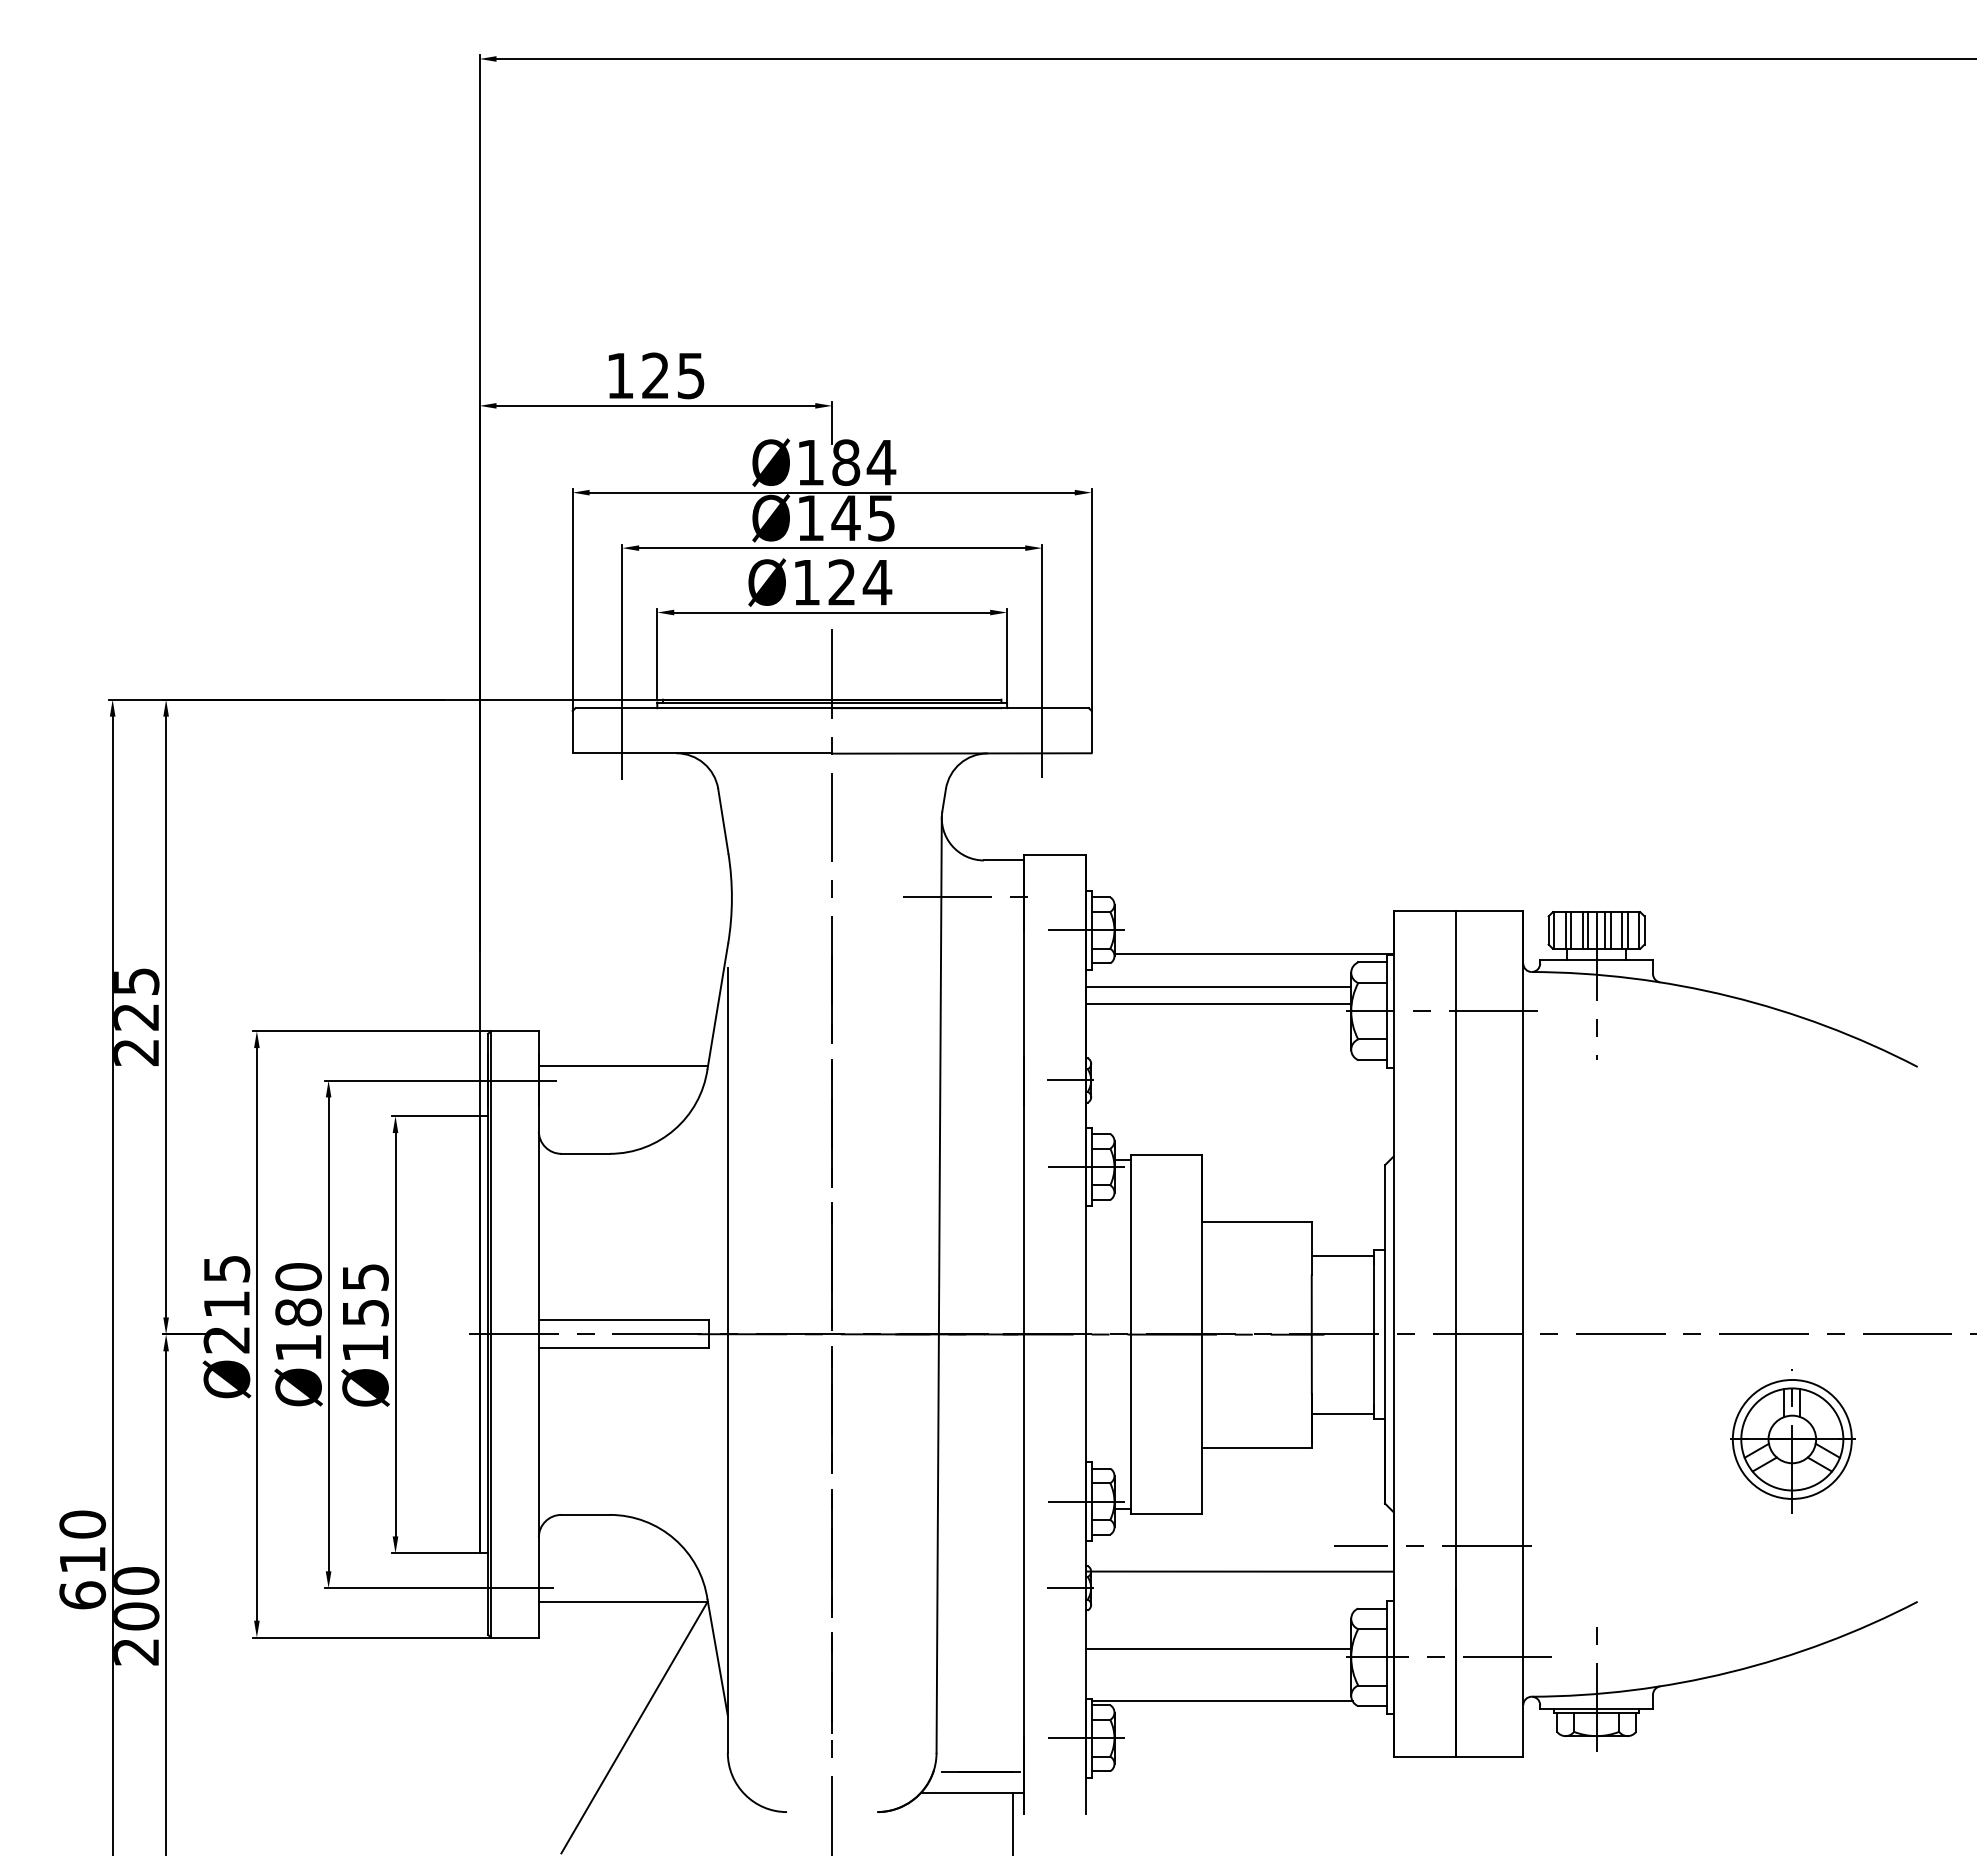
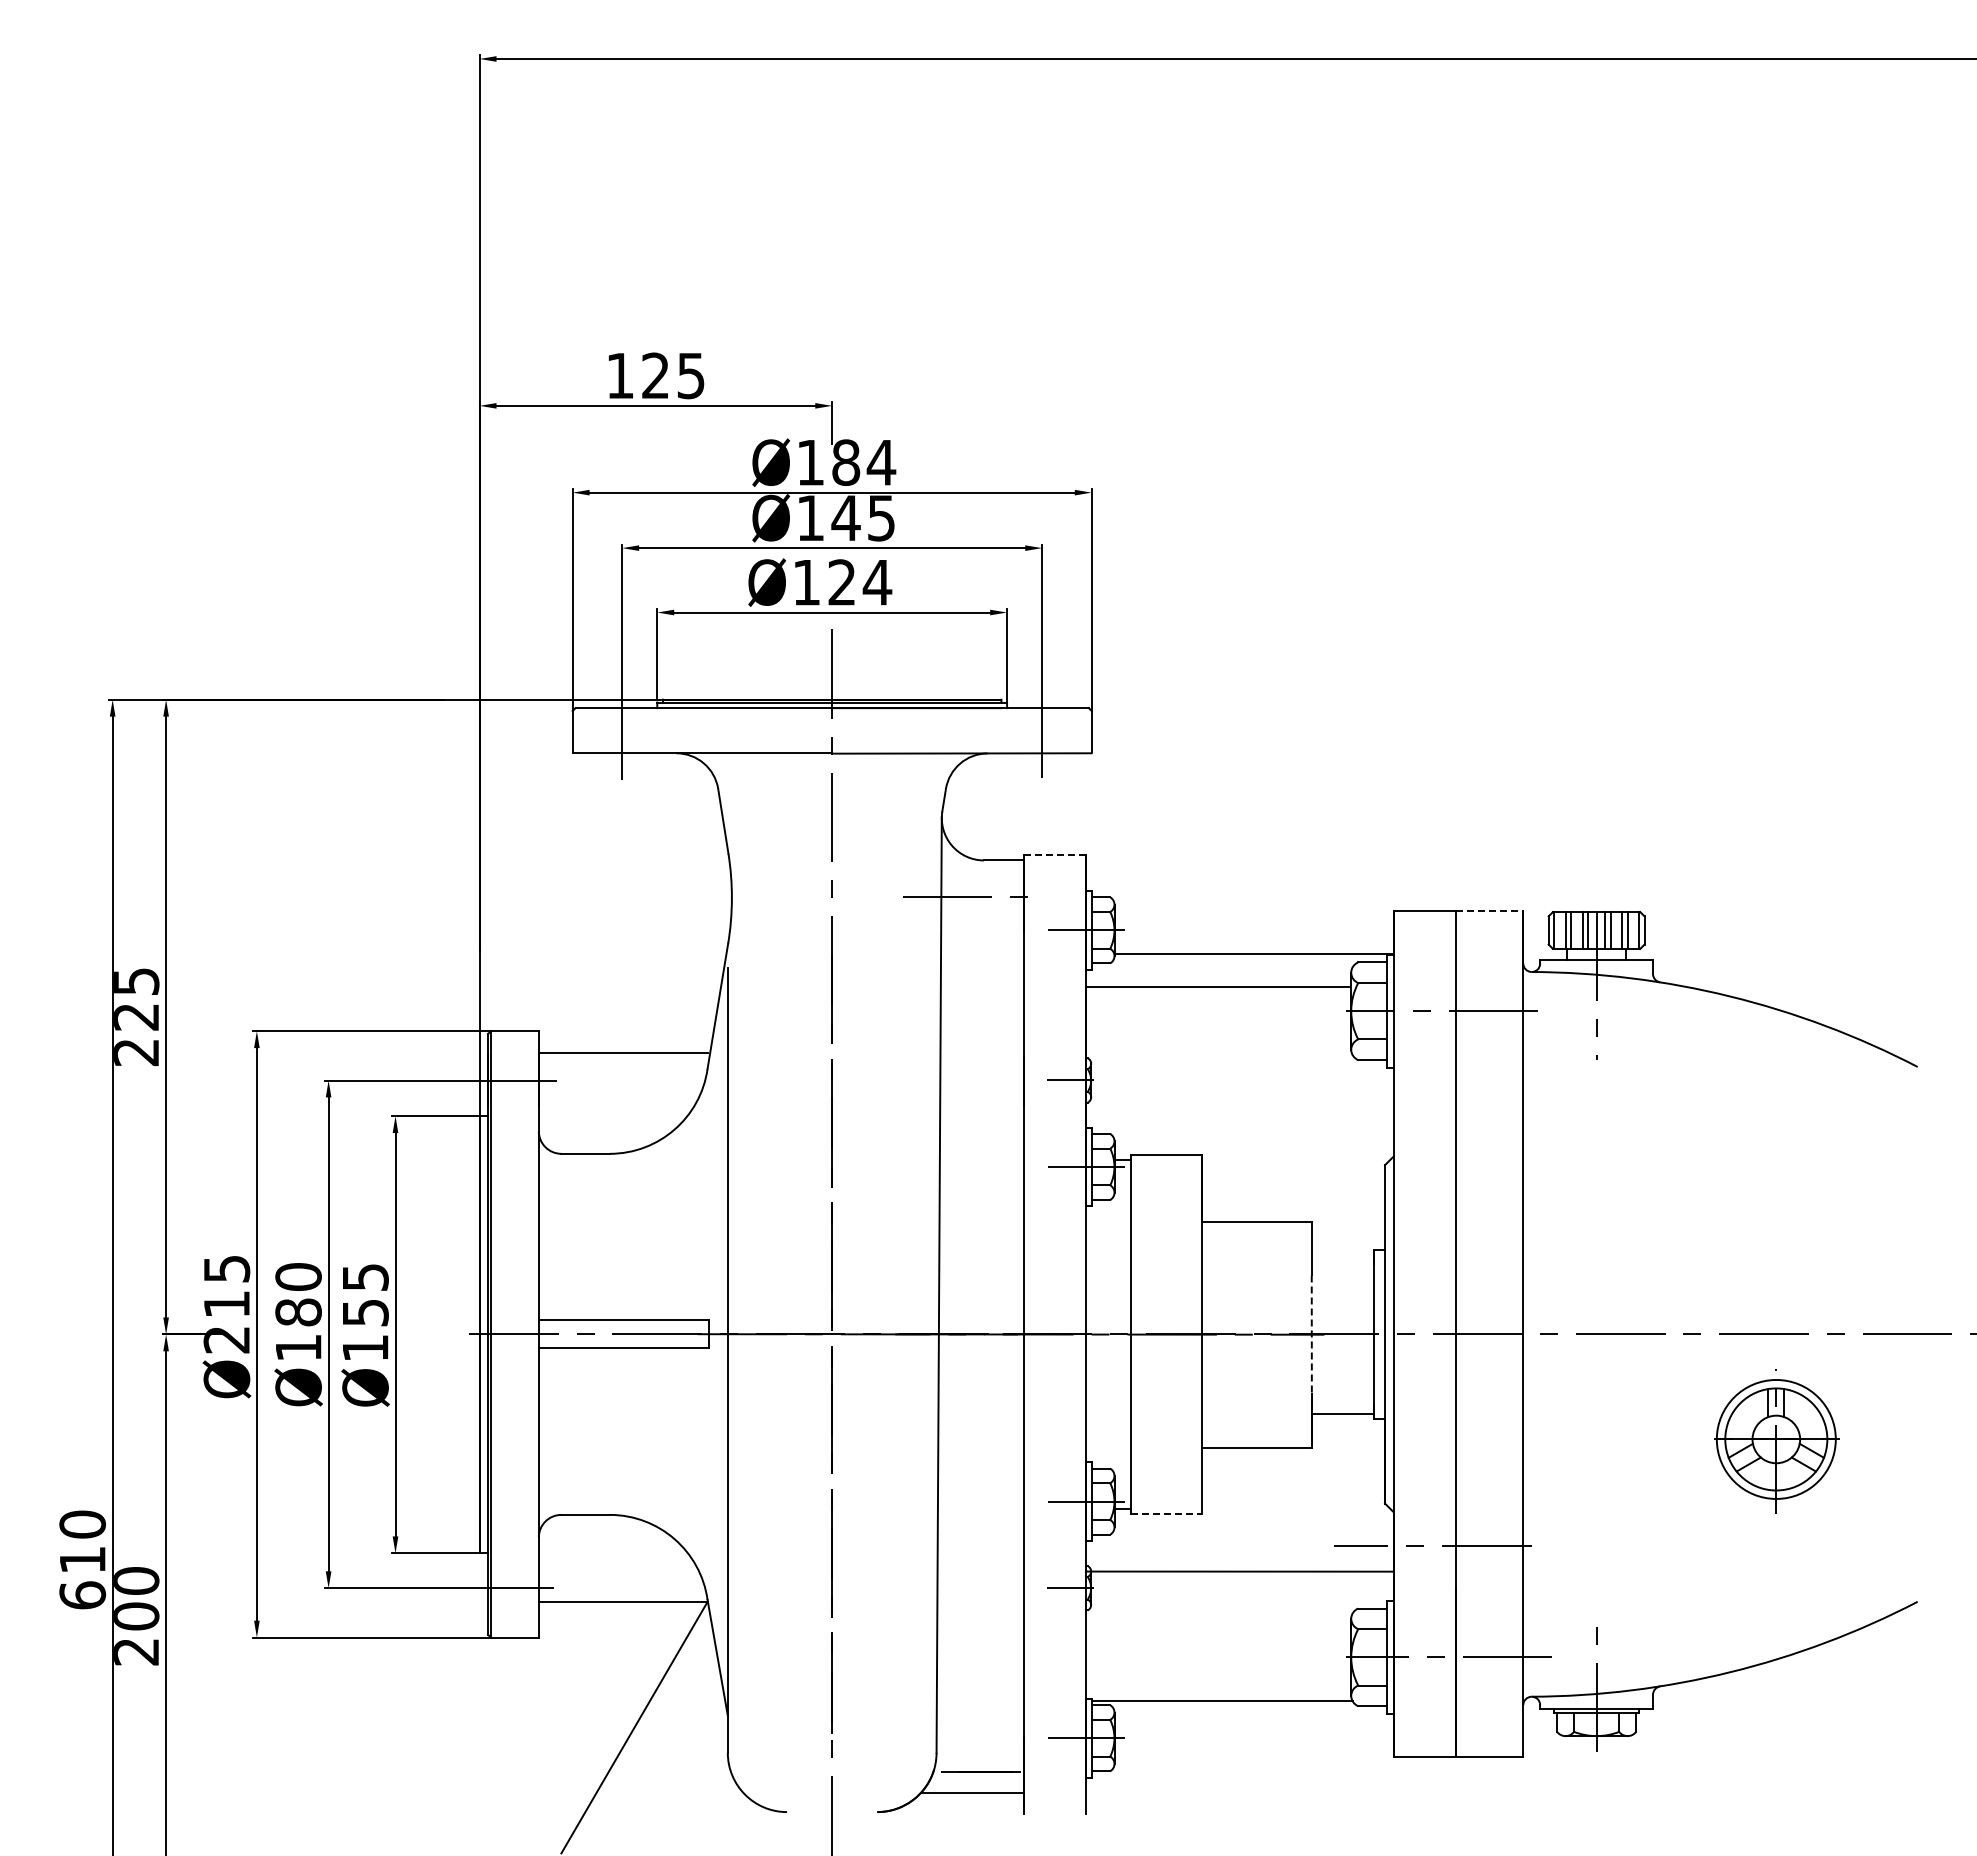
line: solid -> dashed (1054, 854)
line: solid -> dashed (1489, 911)
line: present -> none (1218, 1004)
line position: (622, 1066) -> (622, 1053) (622, 1053)
line: present -> none (1342, 1255)
line: solid -> dashed (1311, 1335)
part position: (1792, 1441) -> (1776, 1441) (1776, 1441)
line: solid -> dashed (1166, 1513)
line: present -> none (1218, 1649)
line: present -> none (1012, 1822)
